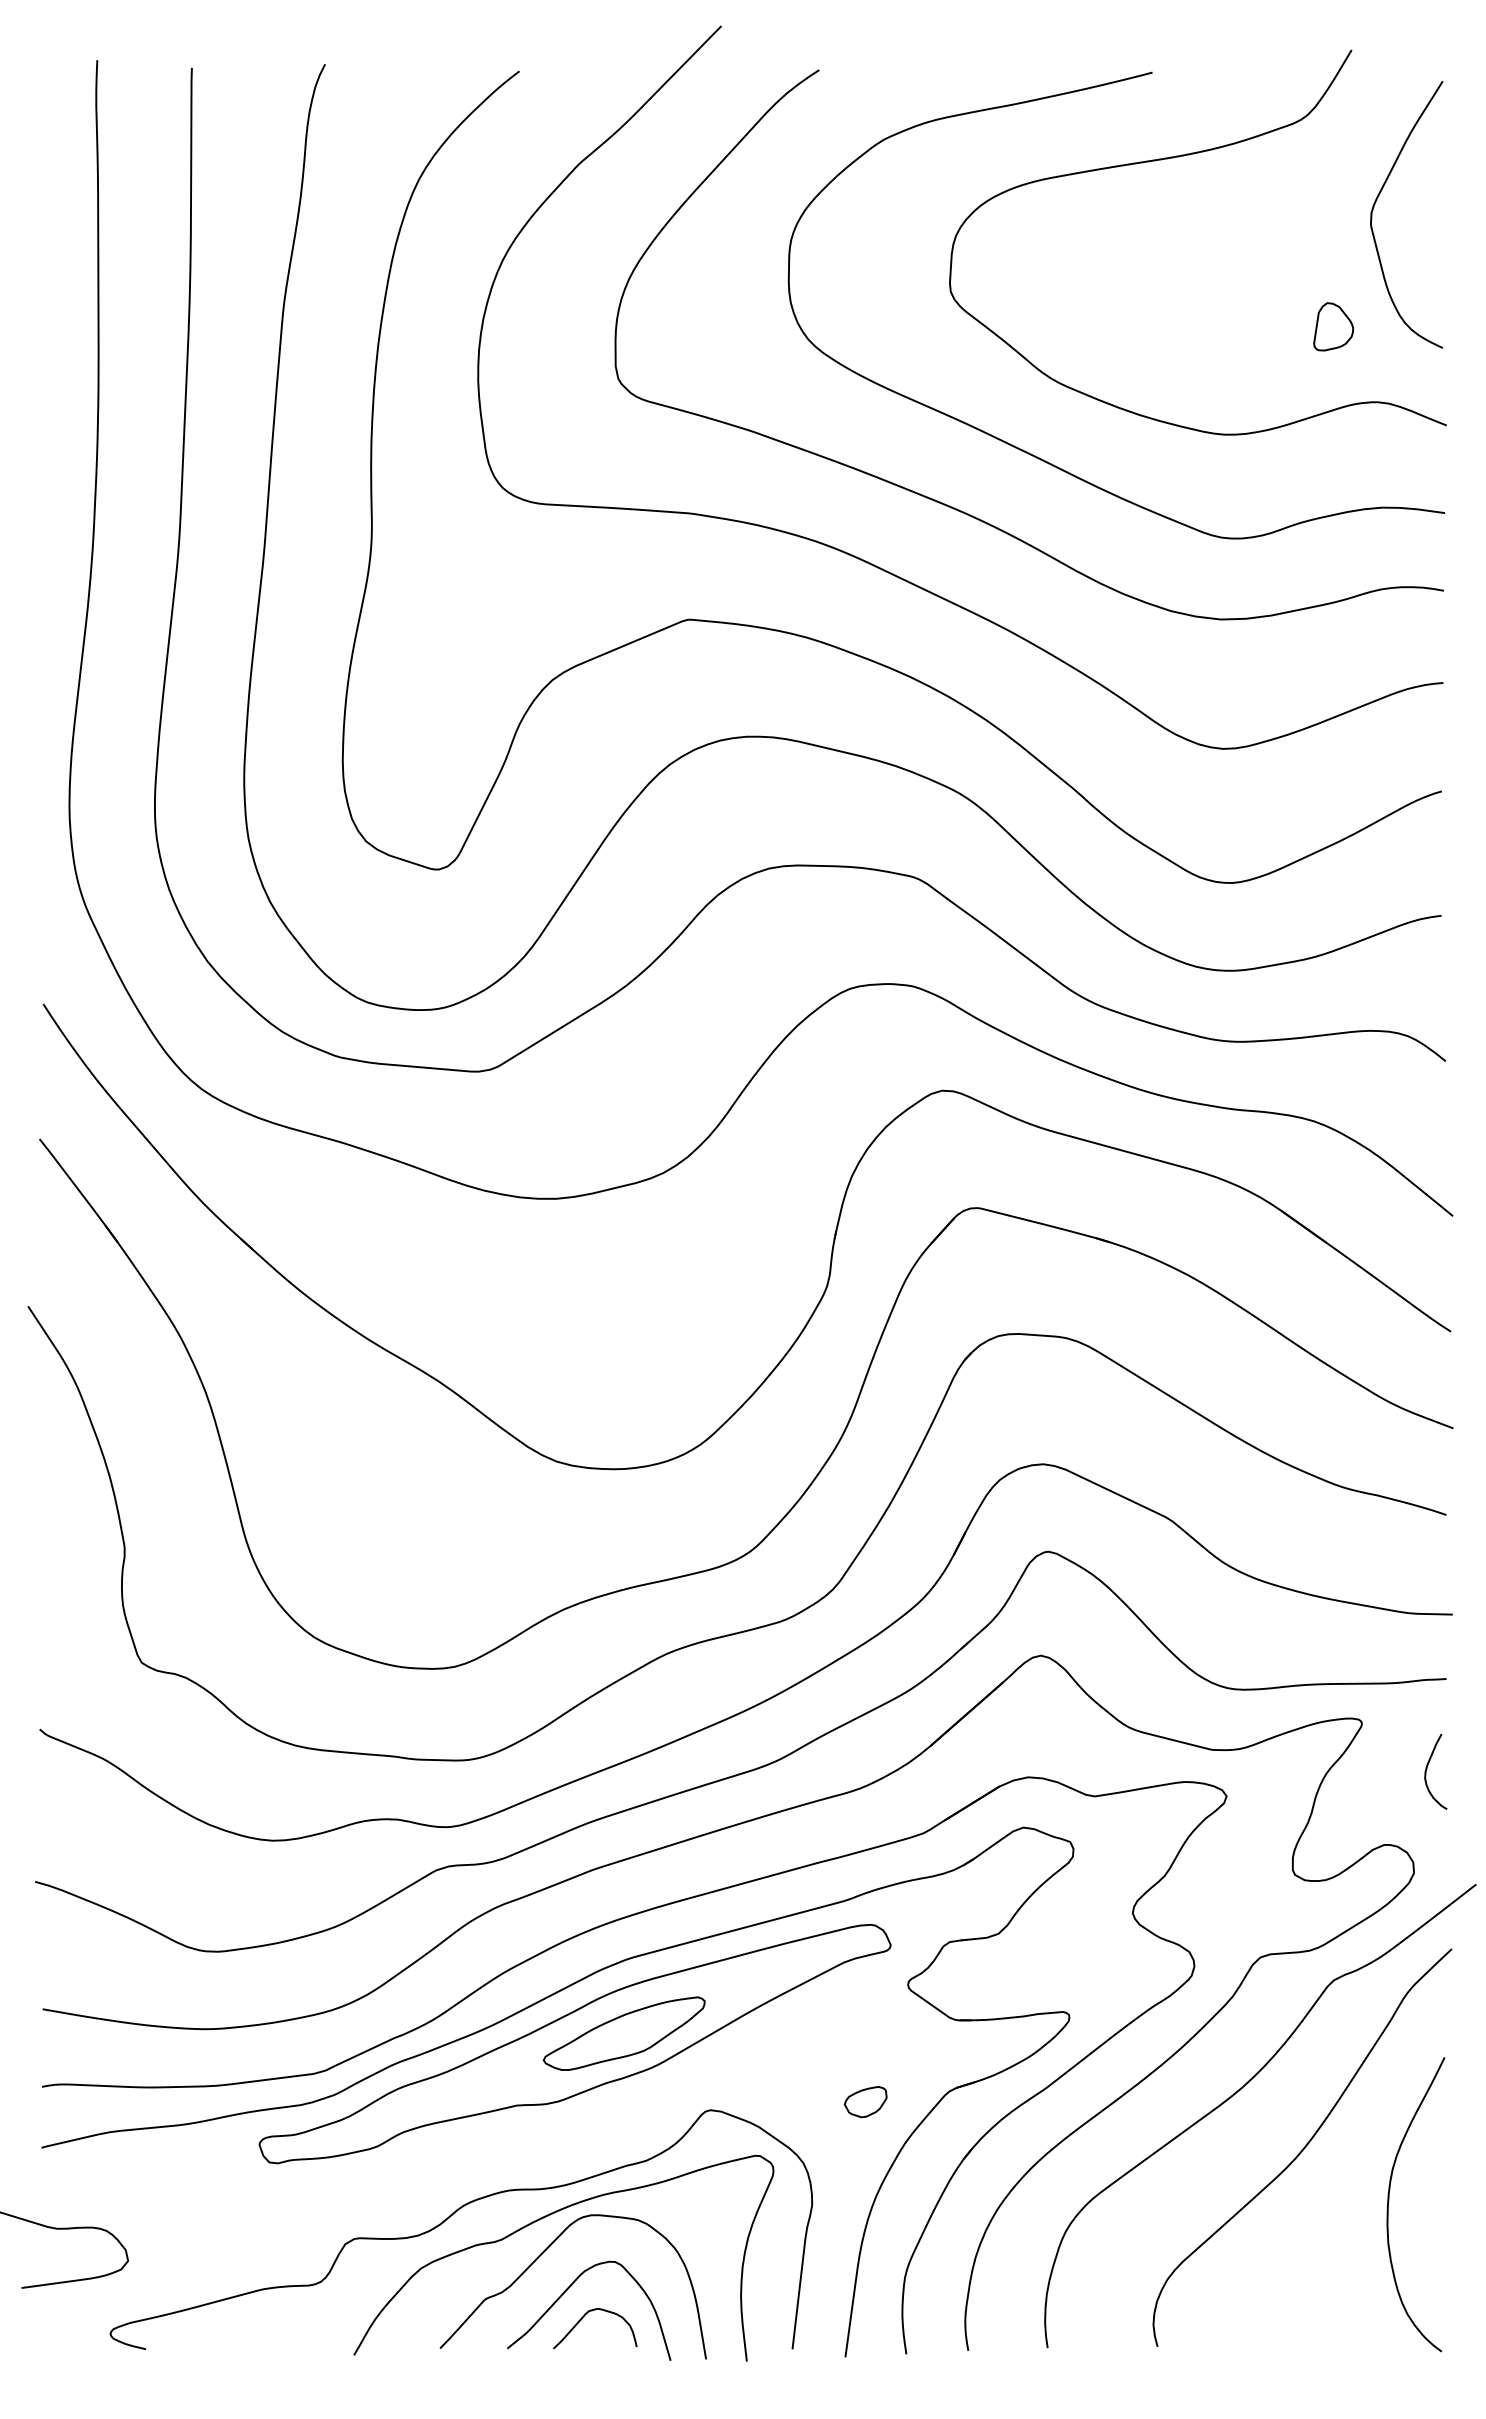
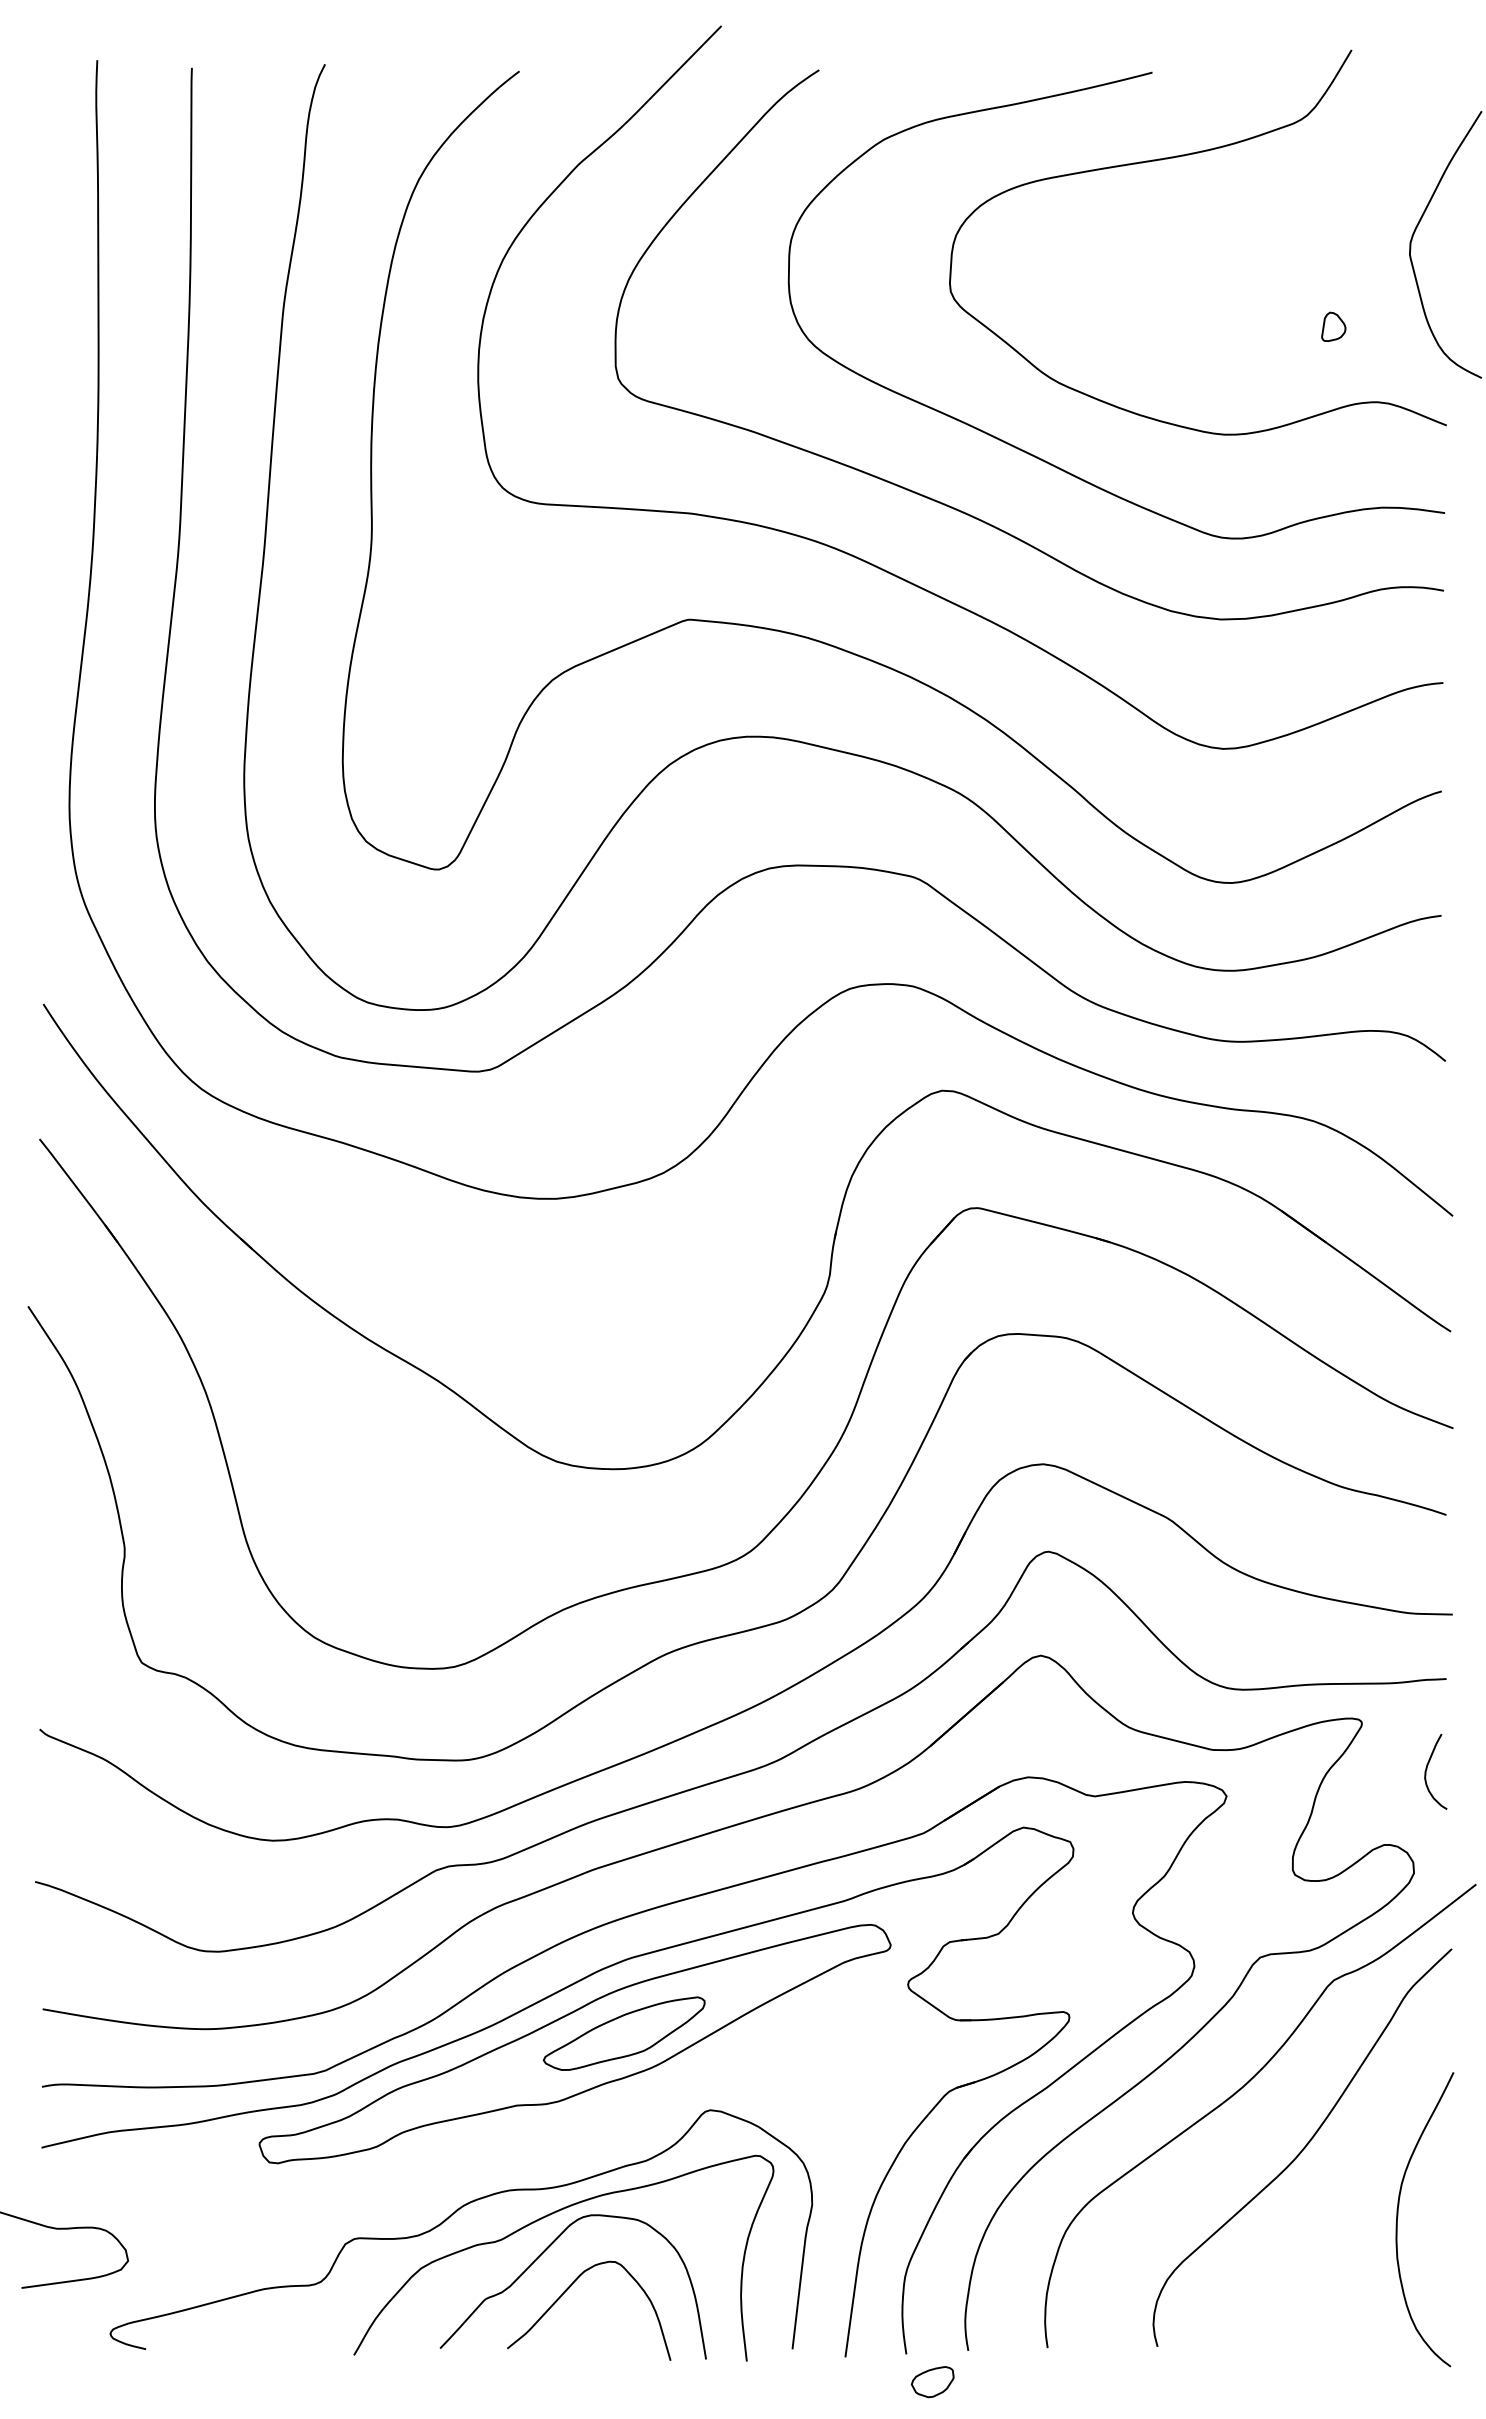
curve position: (1376, 202) -> (1415, 232) (1415, 232)
part size: 42x50 px -> 26x31 px (1333, 326)
part position: (865, 2102) -> (932, 2382) (932, 2382)
curve position: (1389, 2201) -> (1398, 2216) (1398, 2216)
curve: present -> none (583, 2318)
